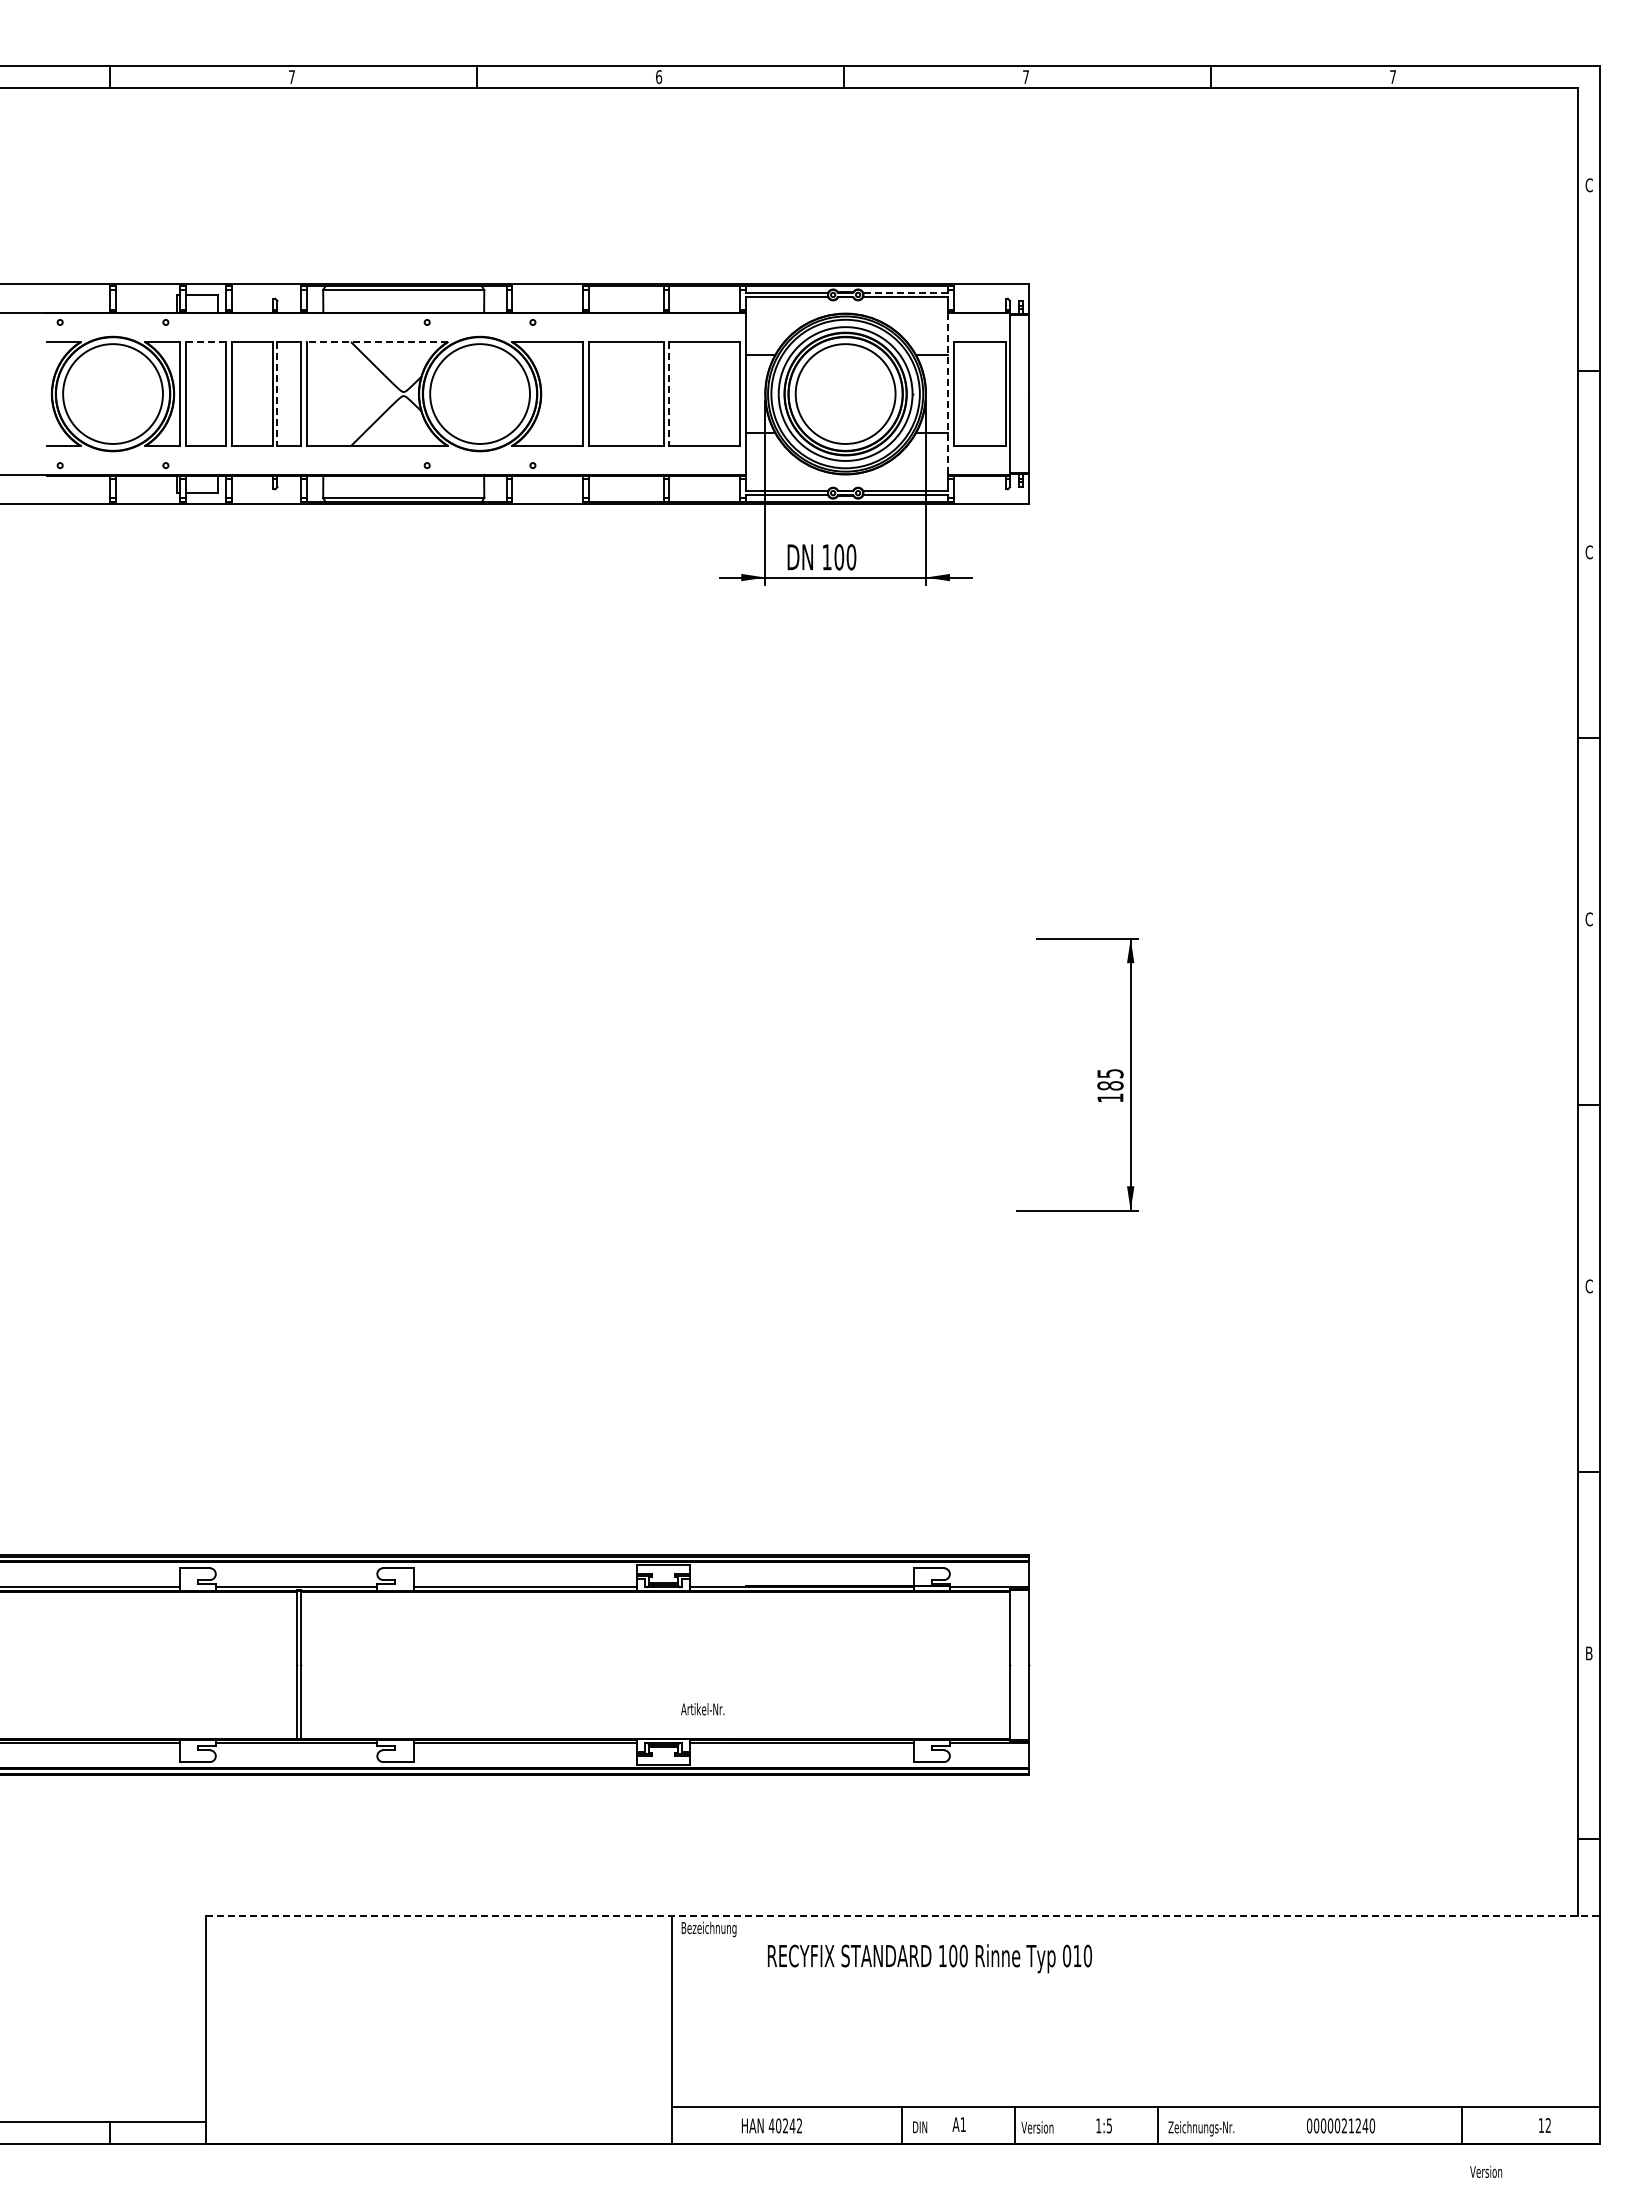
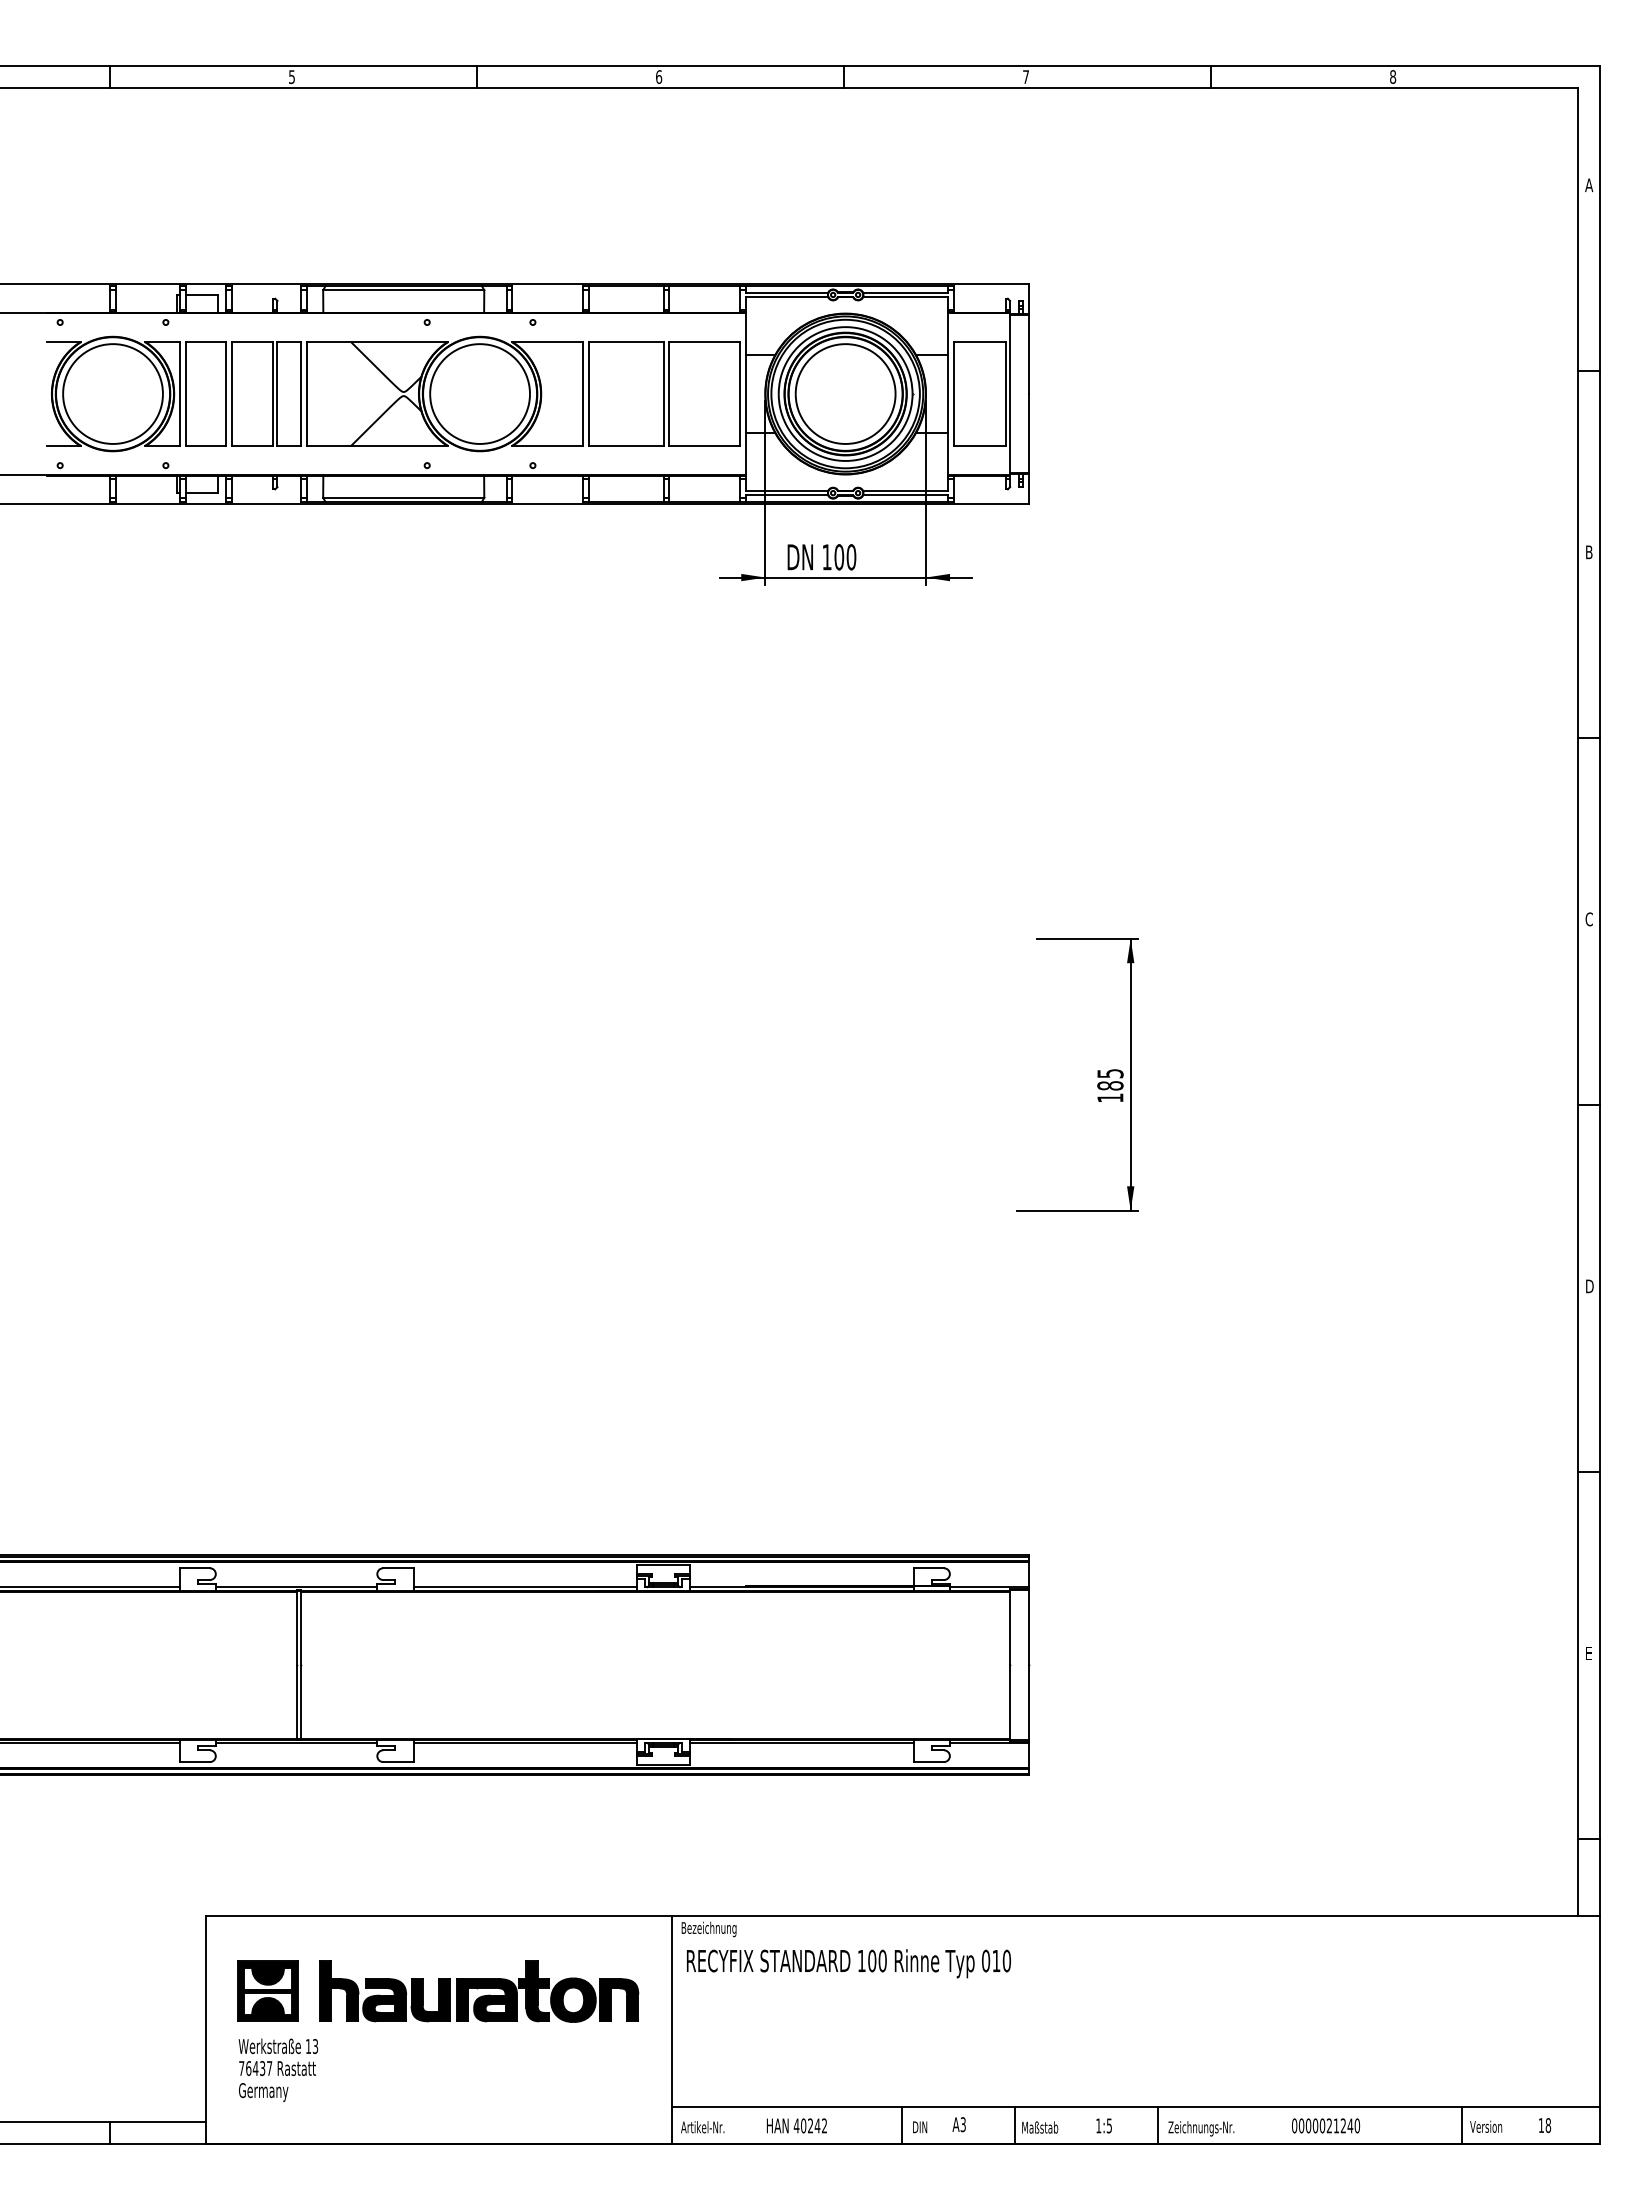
text: 7 -> 8 (1393, 76)
text: 7 -> 5 (291, 77)
text: C -> A (1589, 185)
line: dashed -> solid (904, 292)
line: dashed -> solid (206, 342)
line: dashed -> solid (377, 342)
line: dashed -> solid (277, 394)
line: dashed -> solid (669, 394)
line: dashed -> solid (947, 394)
text: C -> B (1588, 552)
text: C -> D (1589, 1286)
text: B -> E (1589, 1653)
text position: (702, 1709) -> (702, 2127) (702, 2127)
line: dashed -> solid (903, 1916)
text position: (929, 1958) -> (848, 1963) (848, 1963)
part: none -> present (438, 2021)
text: A1 -> A3 (962, 2124)
text position: (771, 2125) -> (796, 2125) (796, 2125)
text position: (1341, 2125) -> (1326, 2125) (1326, 2125)
text: 12 -> 18 (1548, 2125)
text: Version -> Maßstab (1039, 2127)
text position: (1486, 2171) -> (1486, 2126) (1486, 2126)
